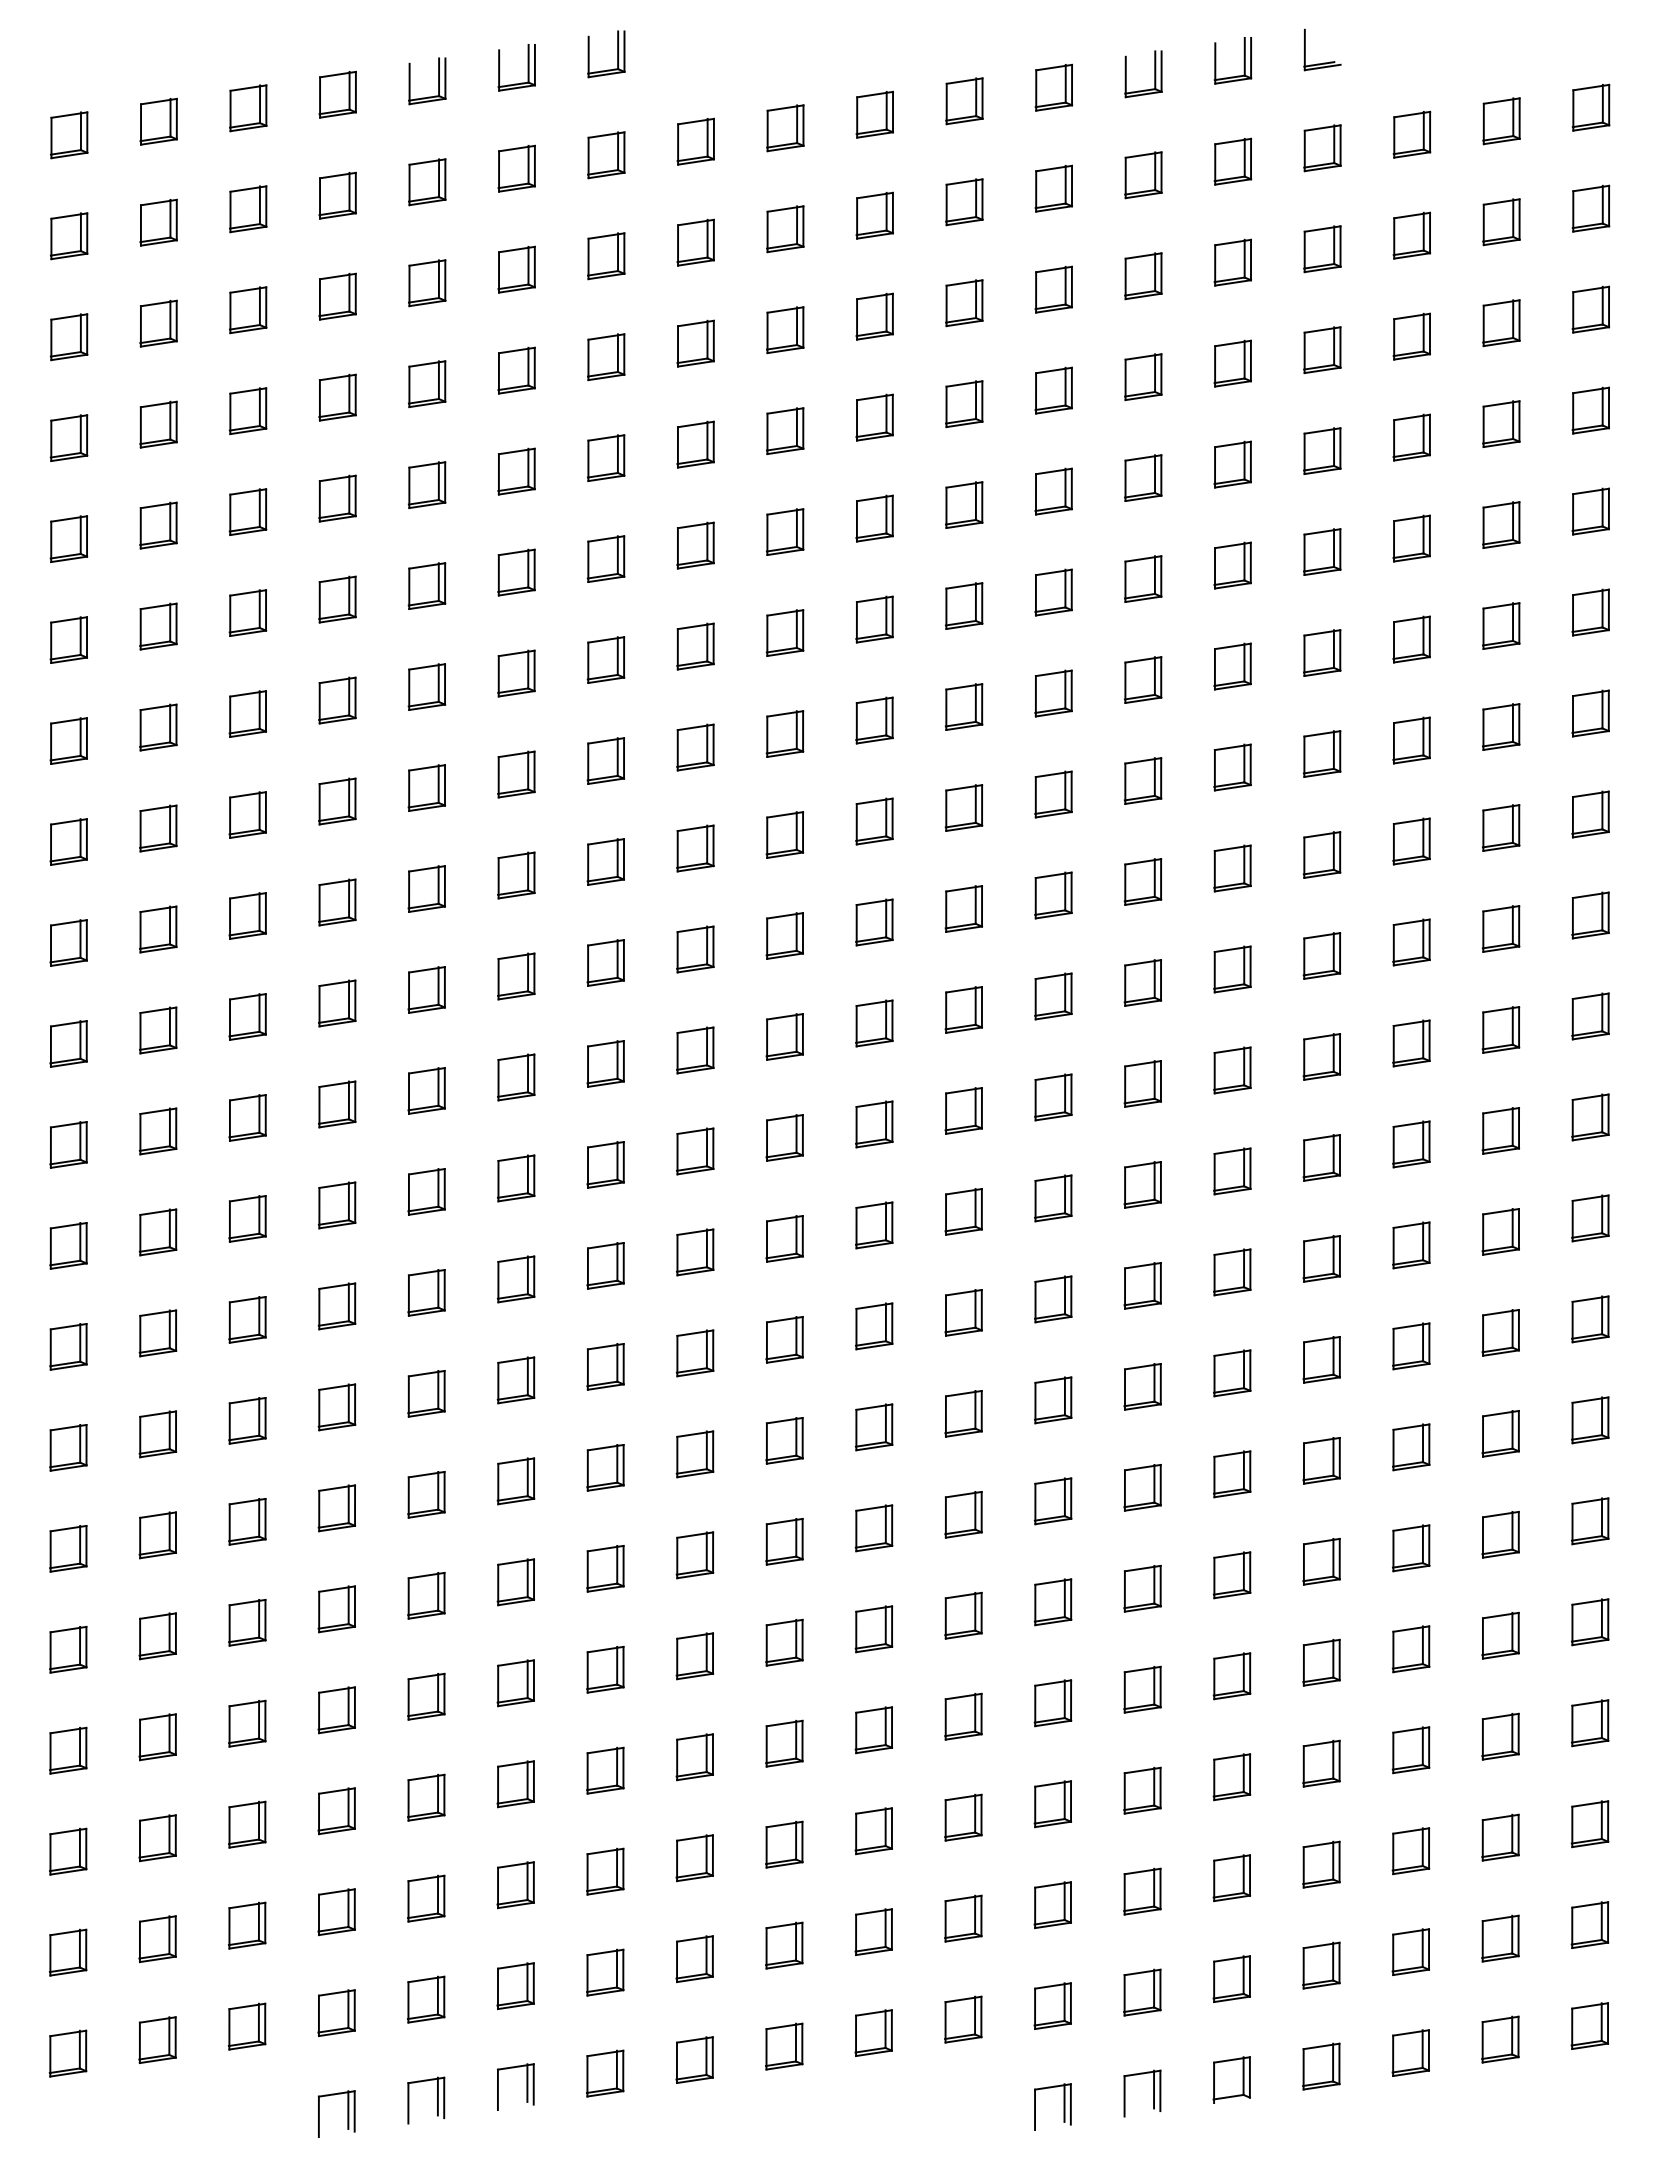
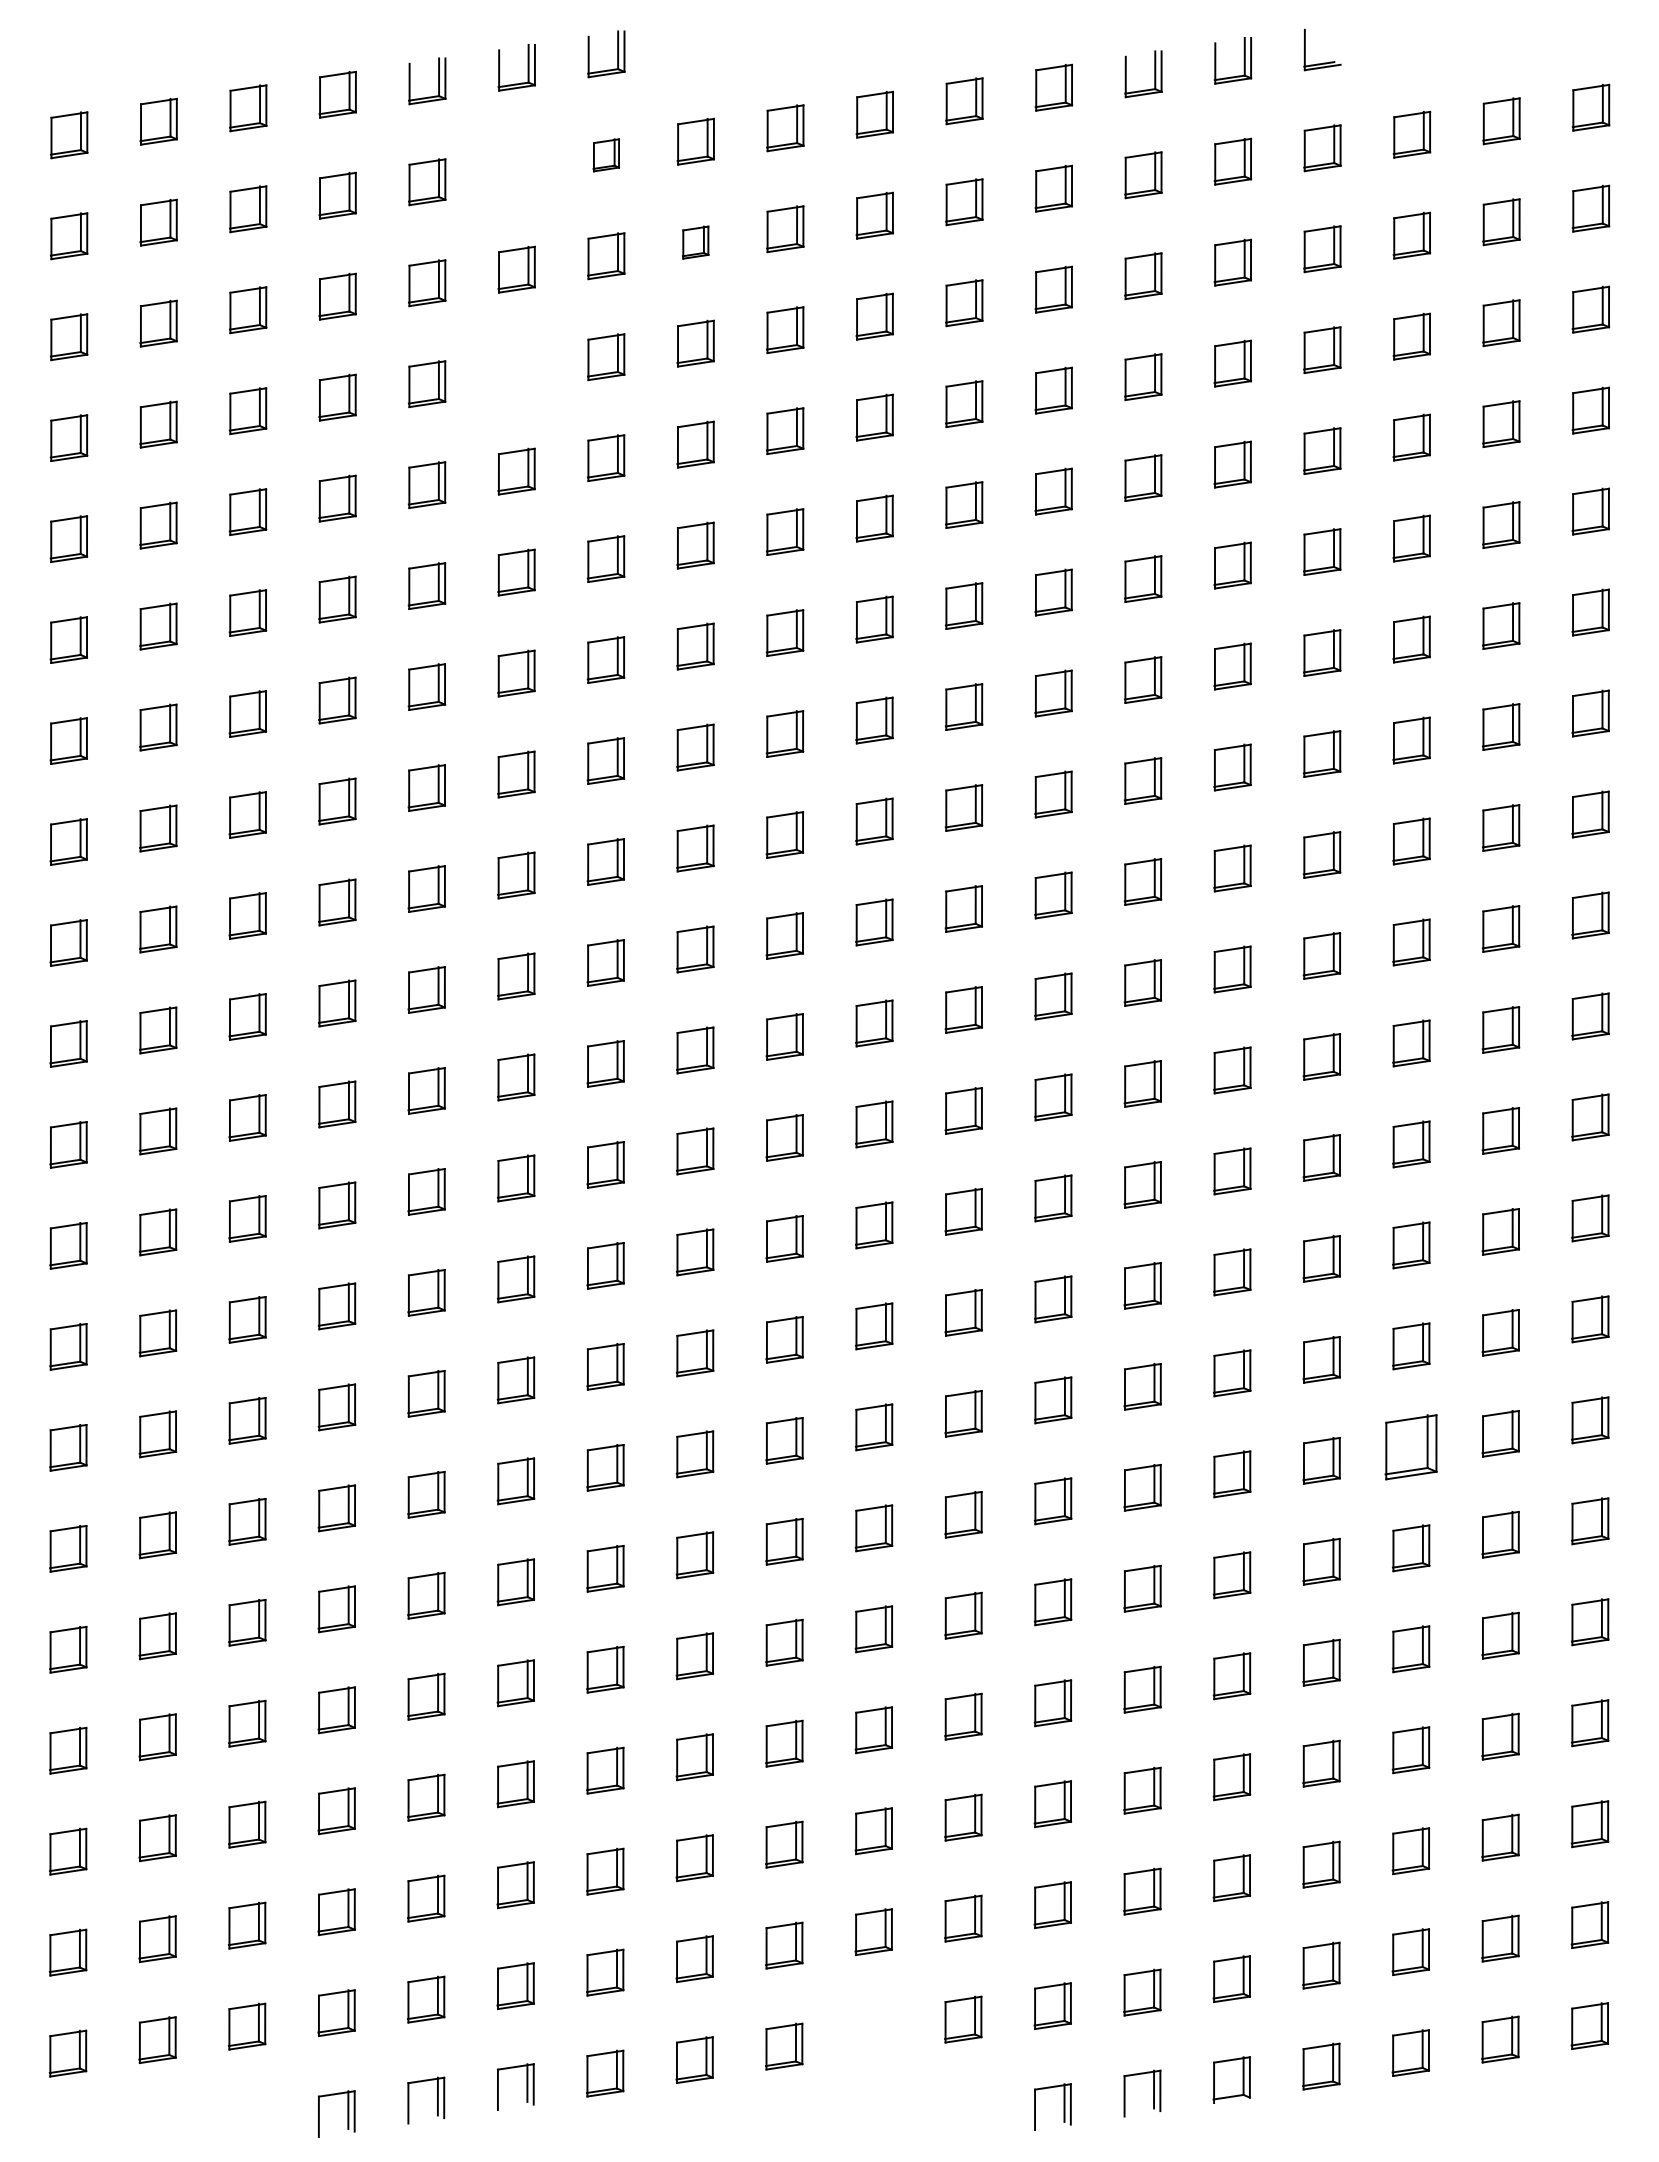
part size: 39x49 px -> 29x35 px (606, 155)
part: present -> none (516, 168)
part size: 39x49 px -> 28x35 px (695, 242)
part: present -> none (516, 370)
part size: 39x49 px -> 54x67 px (1410, 1447)
part: present -> none (873, 2032)
